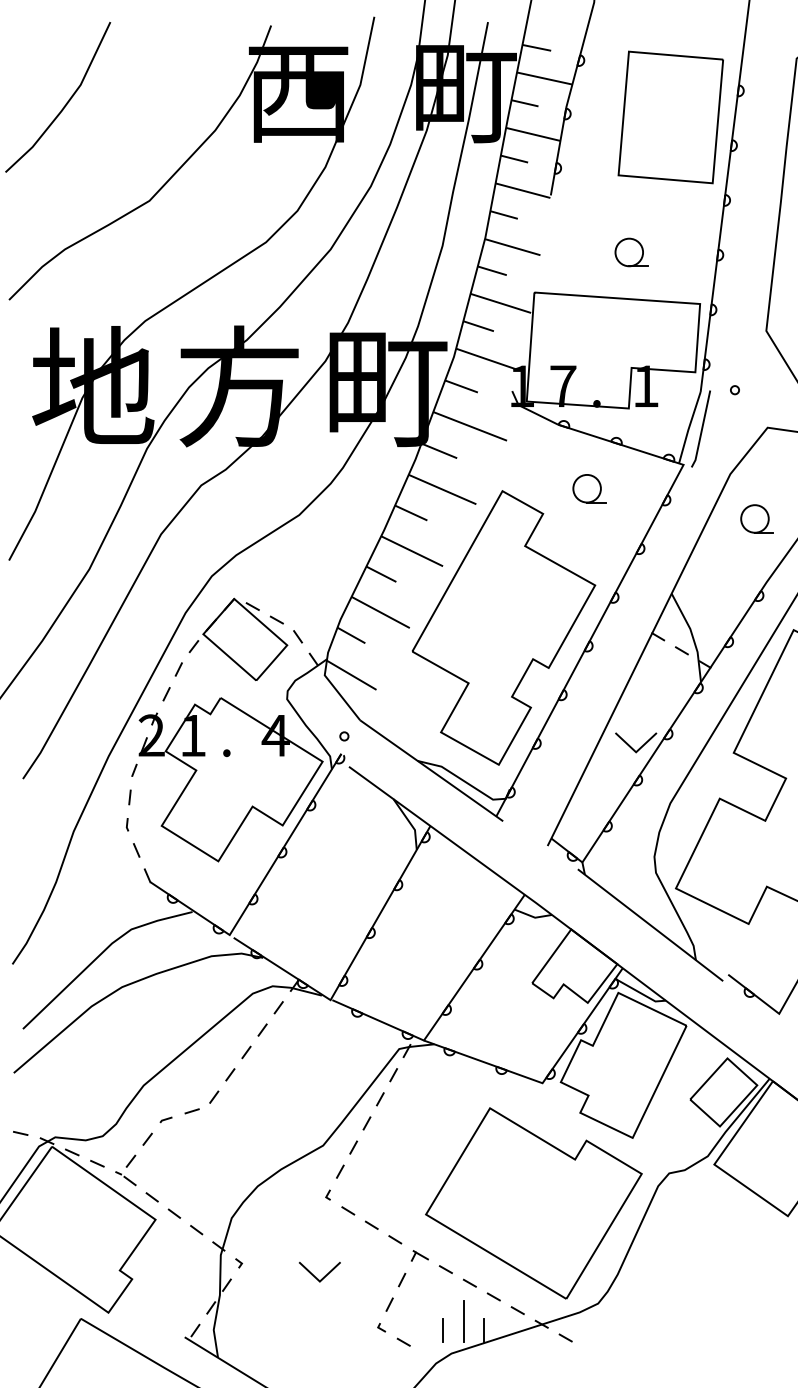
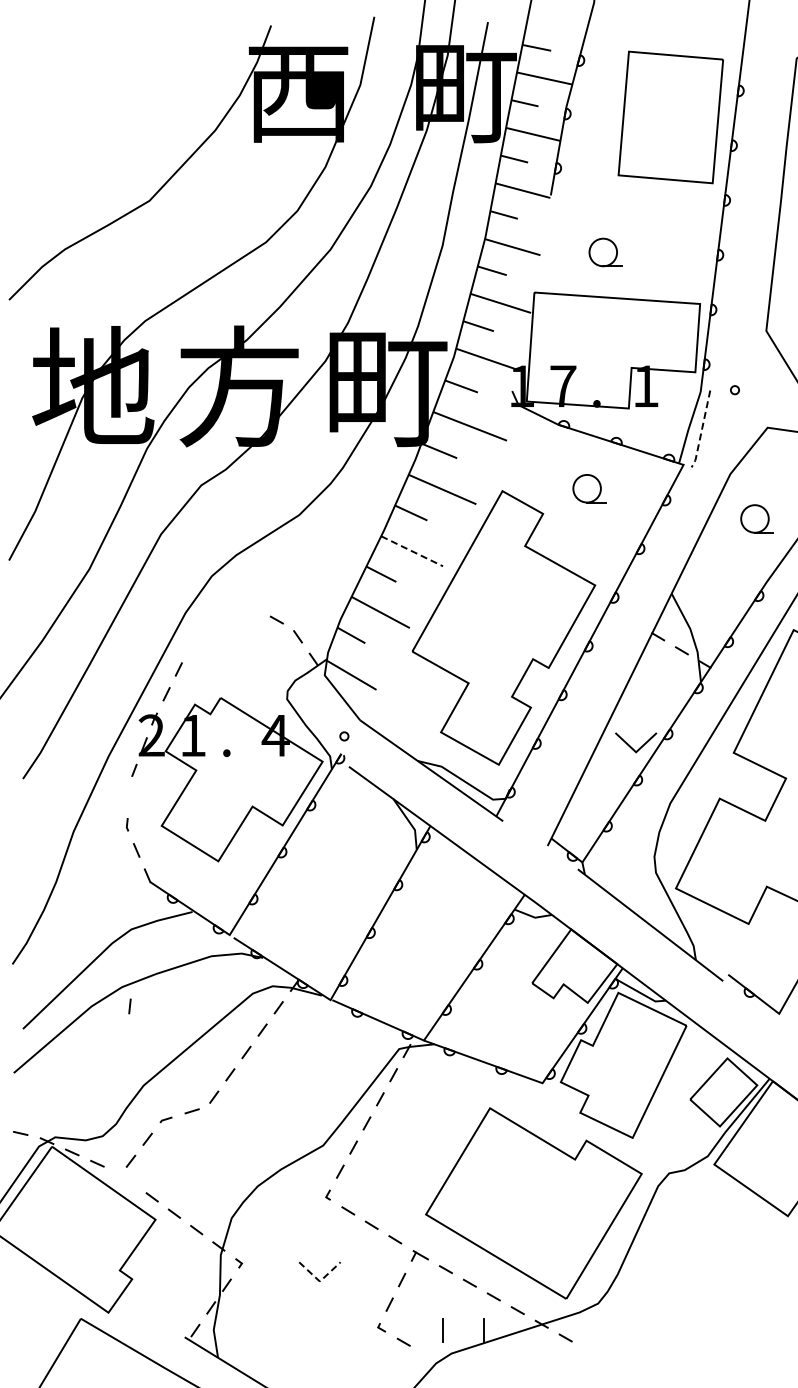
line: present -> none (66, 102)
part position: (631, 252) -> (605, 252) (605, 252)
line: solid -> dashed (701, 430)
line: solid -> dashed (412, 551)
part: present -> none (238, 638)
line position: (129, 797) -> (129, 1006) (129, 1006)
line: present -> none (125, 1178)
line: solid -> dashed (319, 1281)
line: present -> none (463, 1321)
